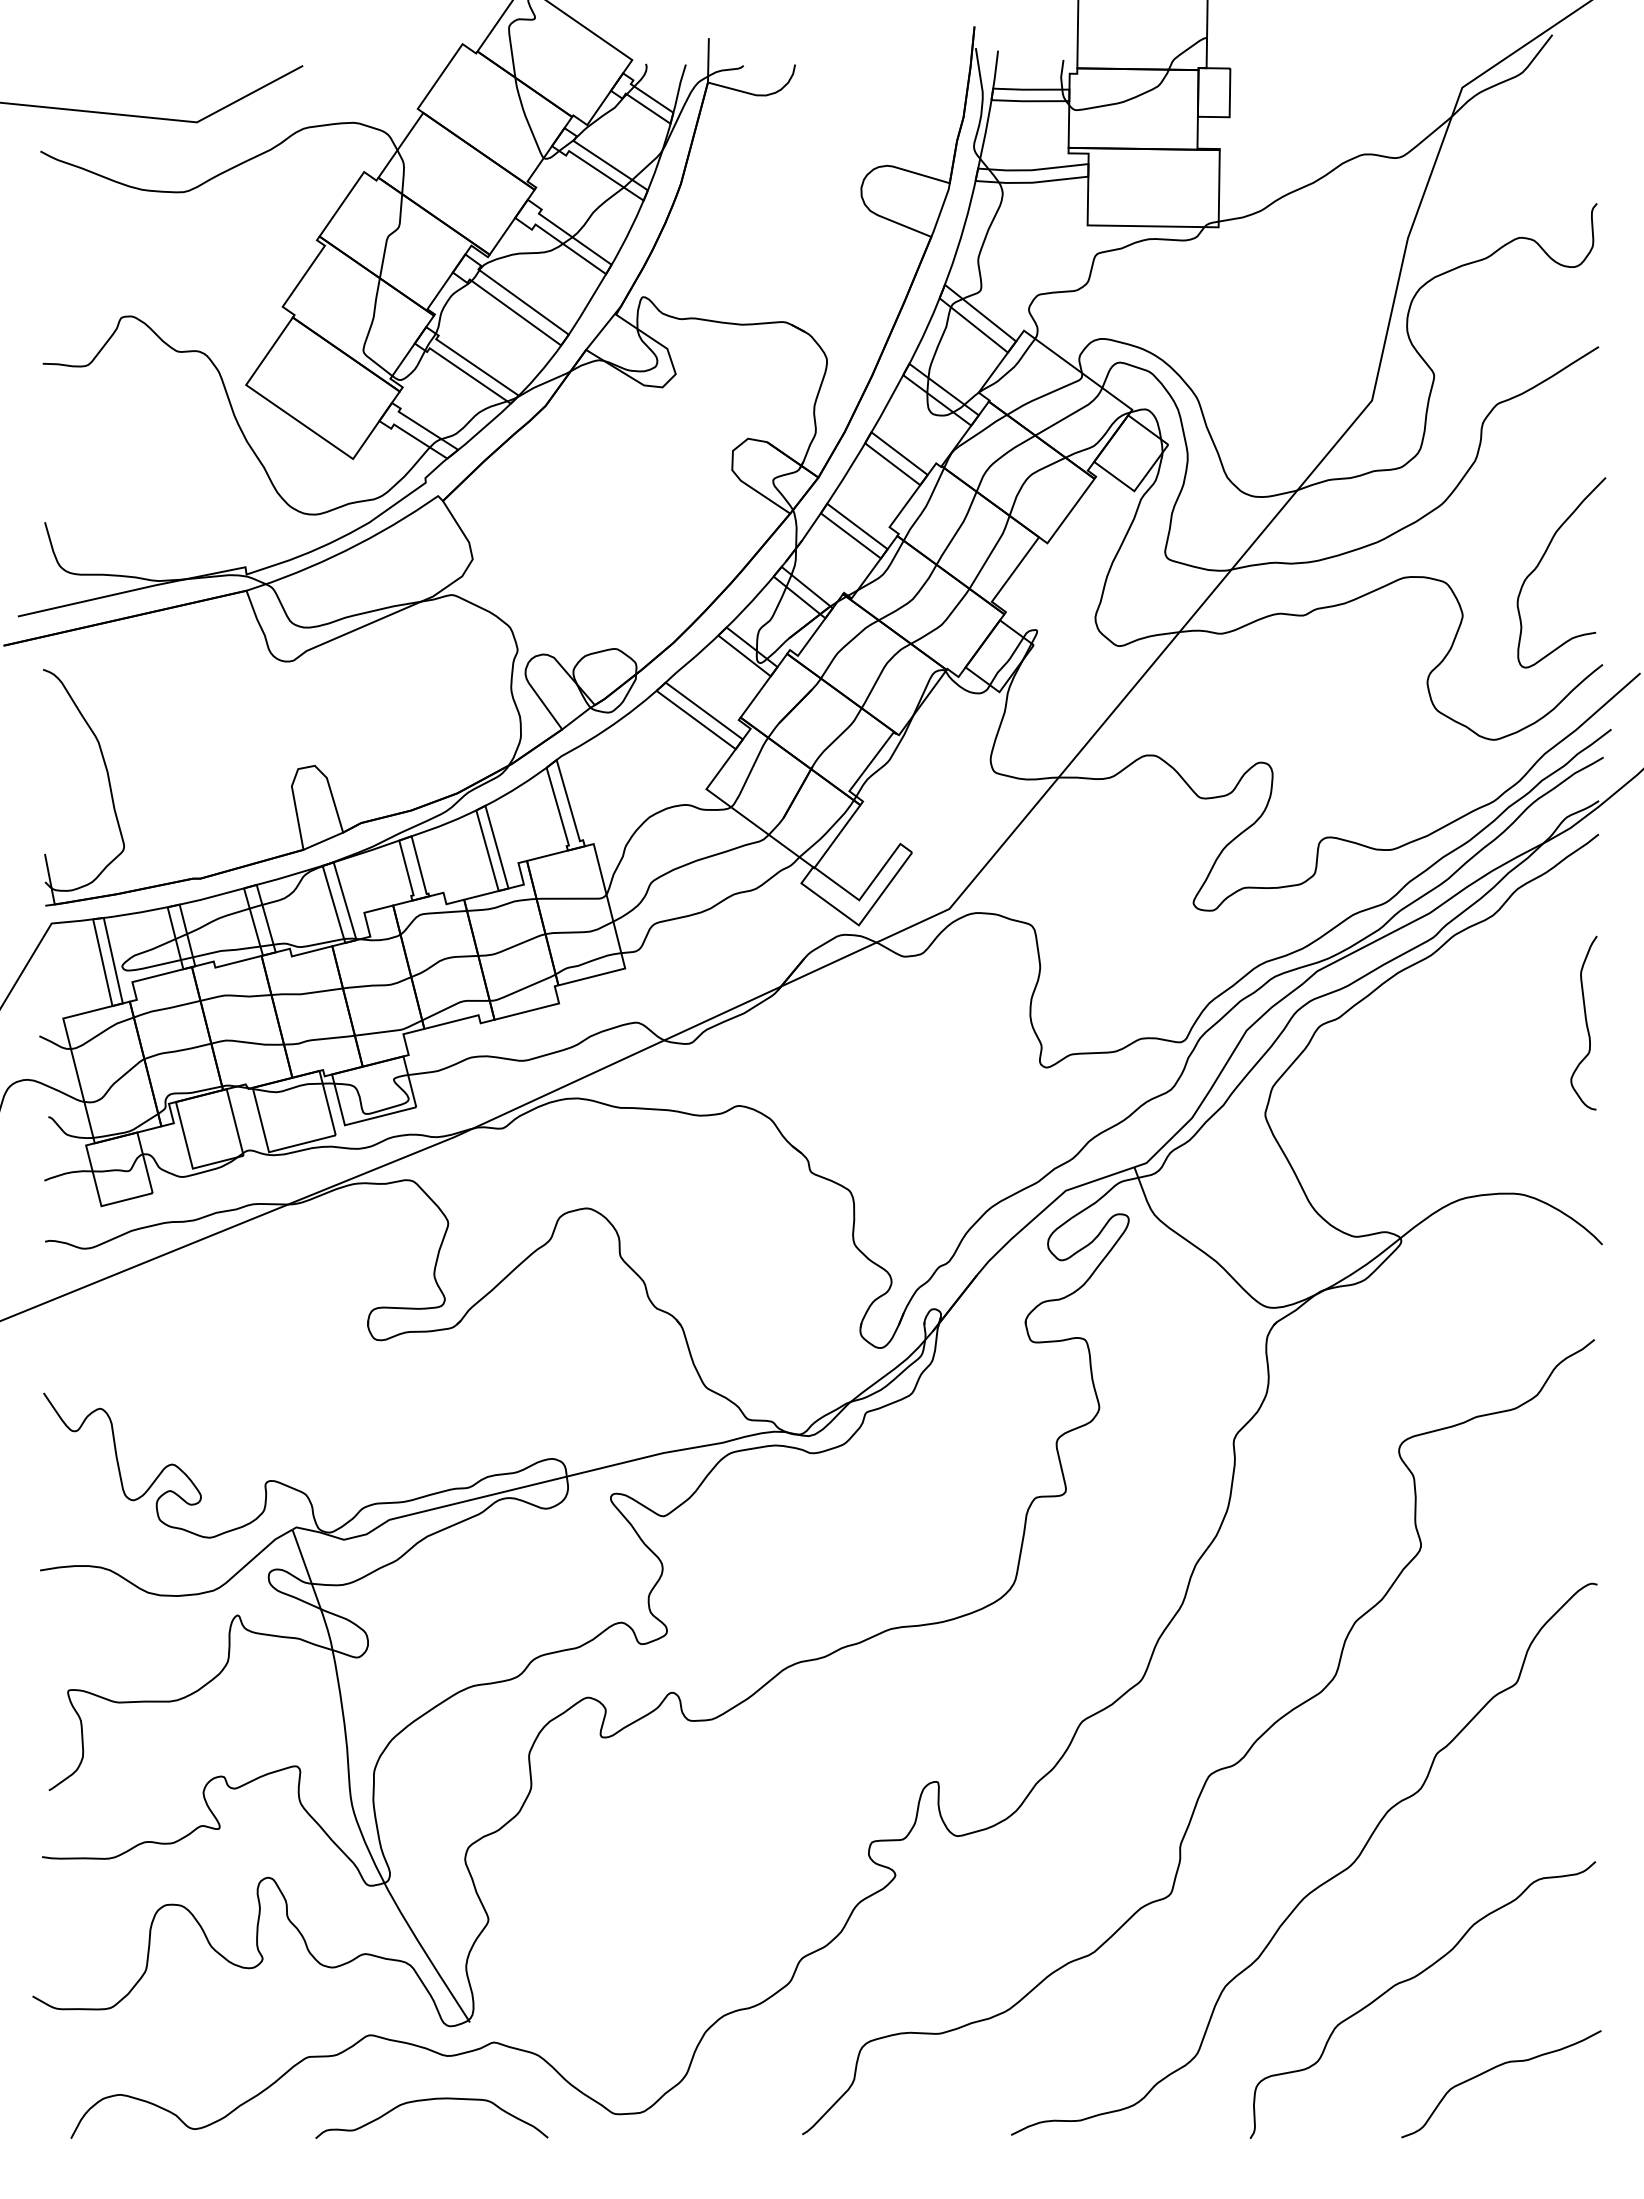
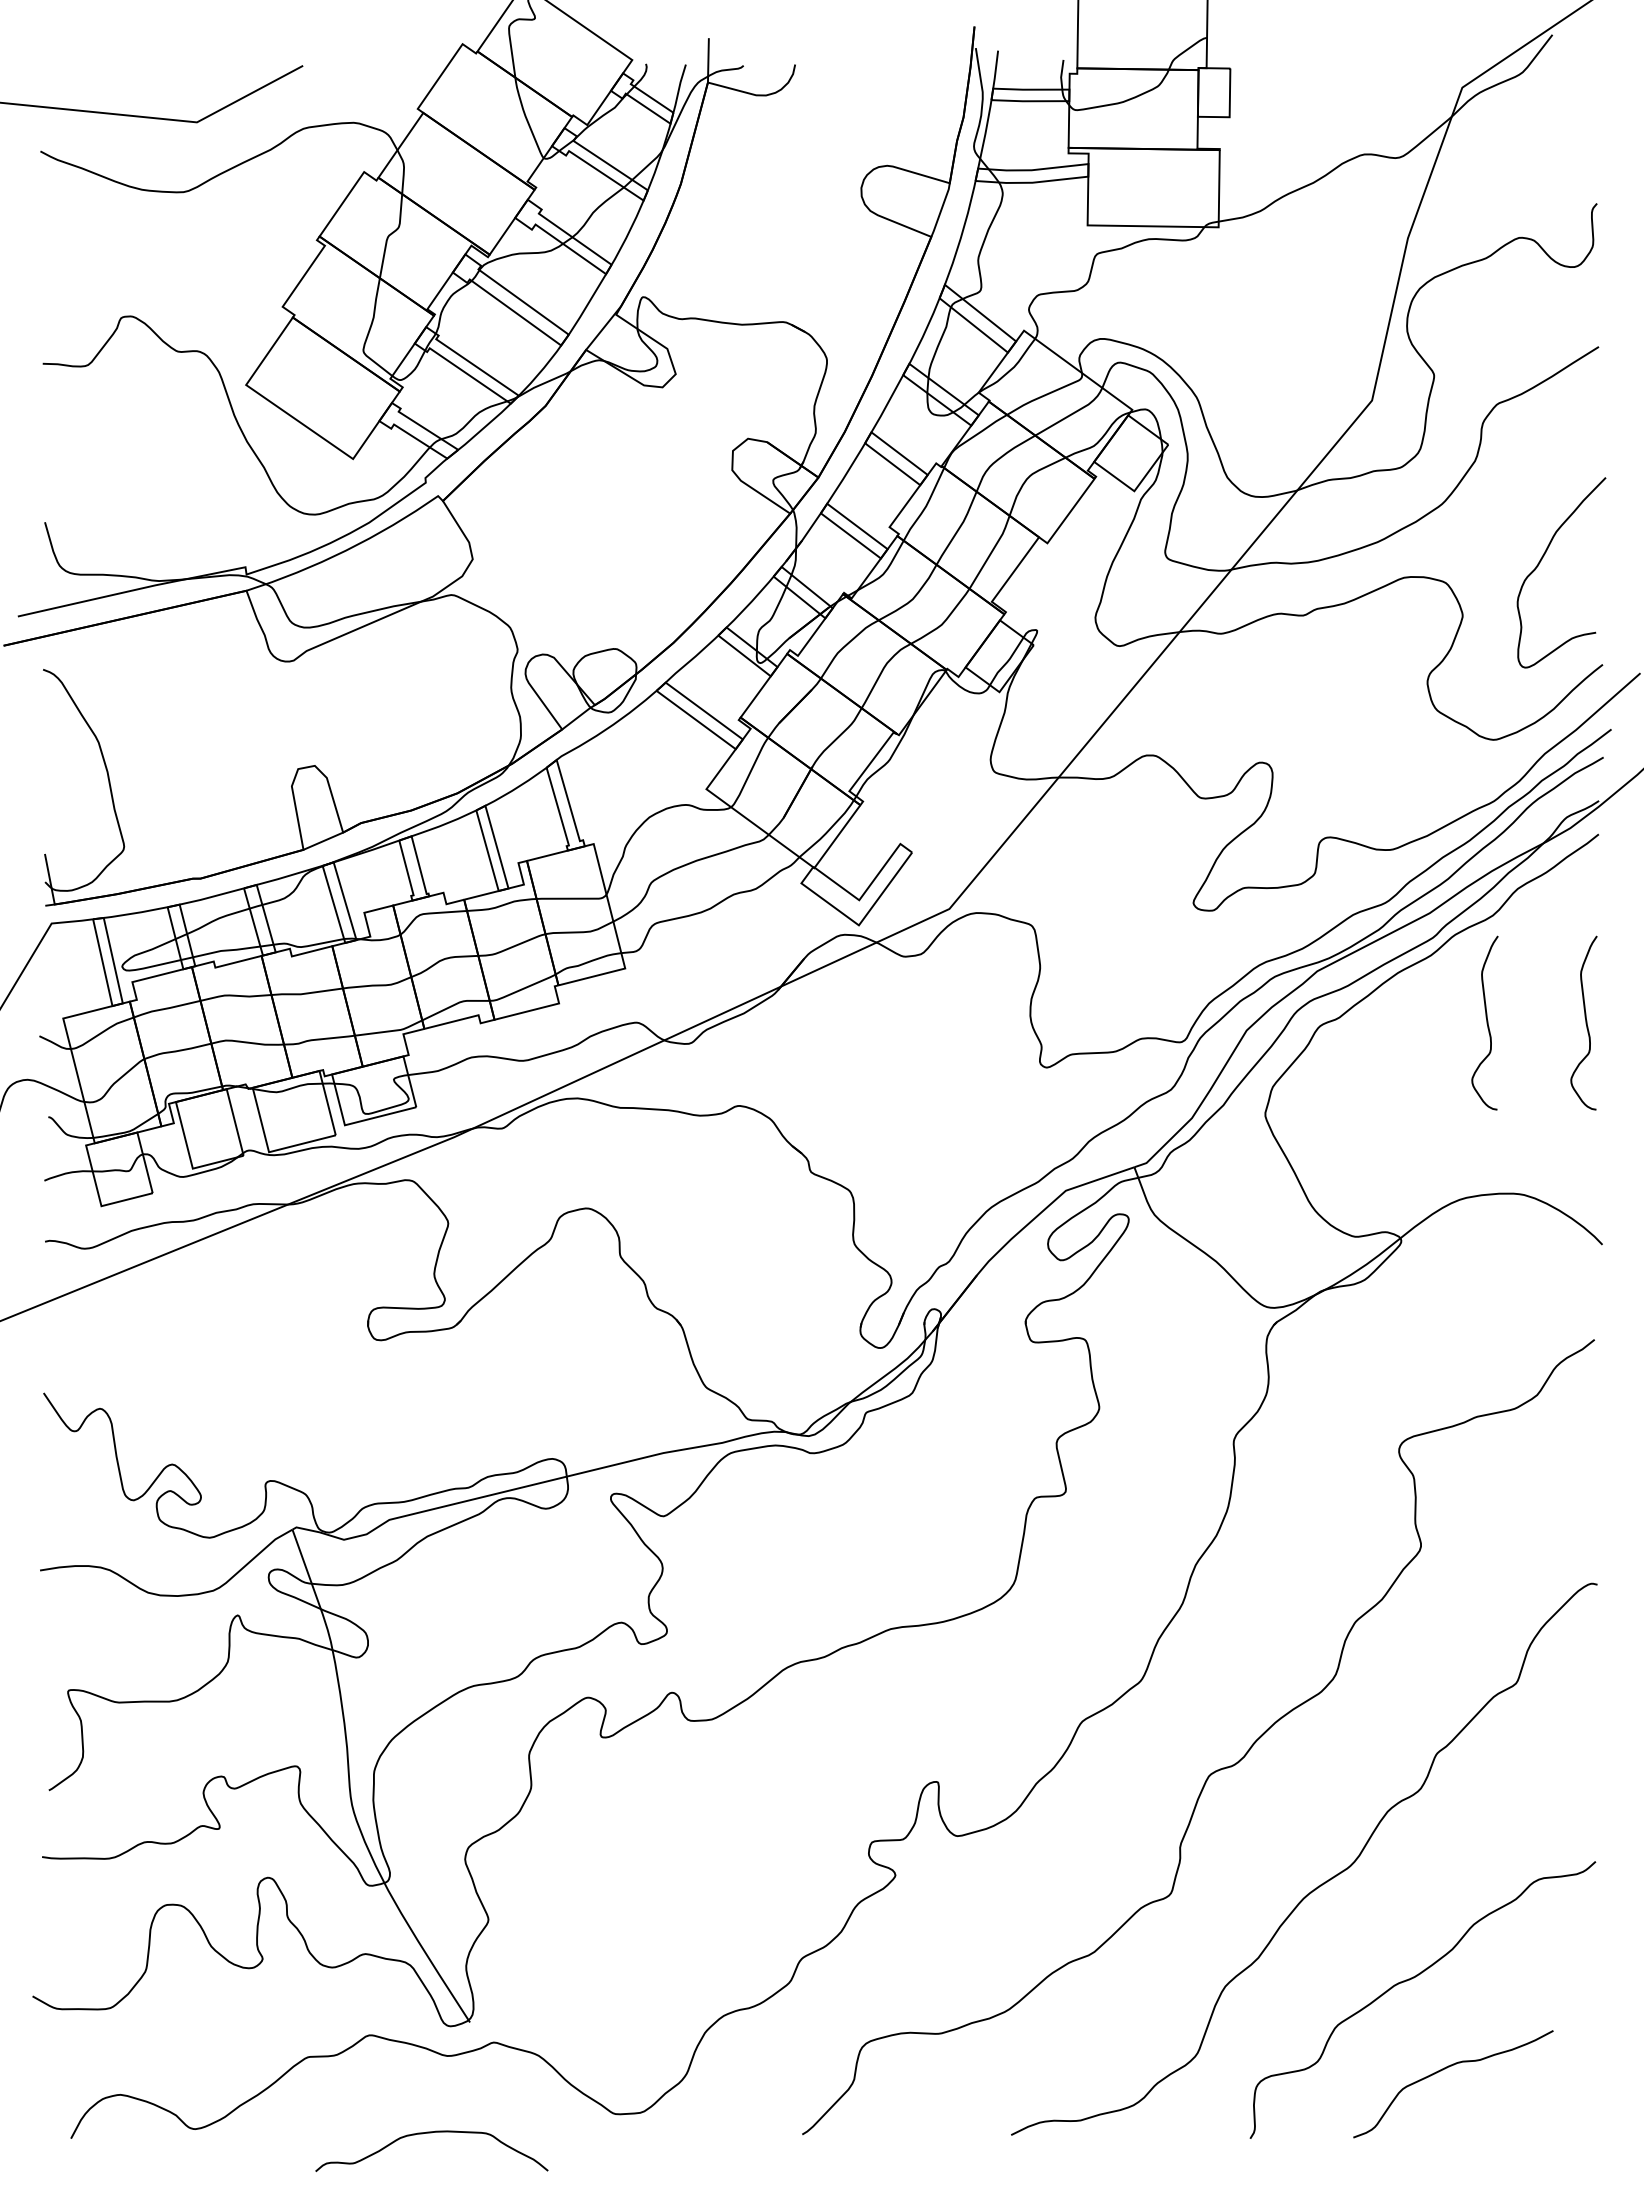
curve: none -> present (1486, 1022)
curve position: (1493, 2069) -> (1445, 2069) (1445, 2069)
curve position: (431, 2100) -> (431, 2133) (431, 2133)
